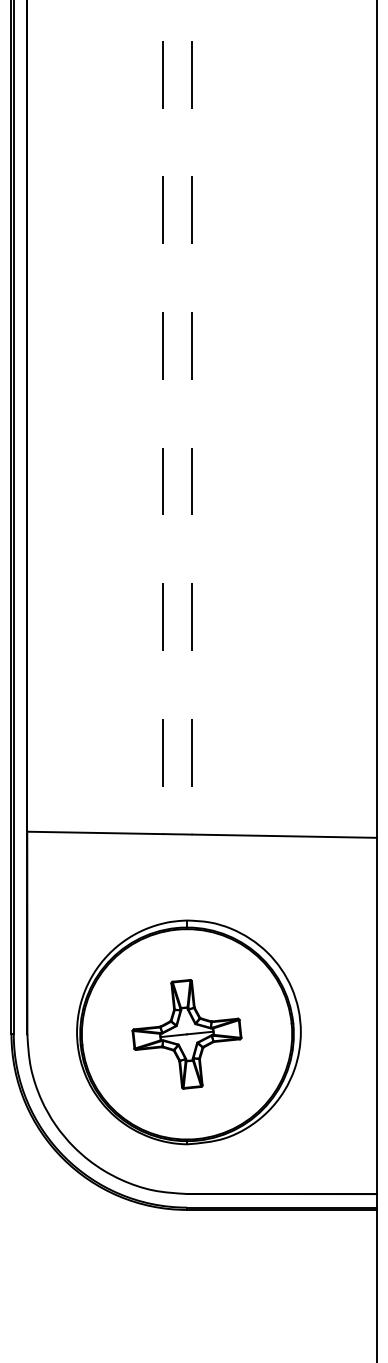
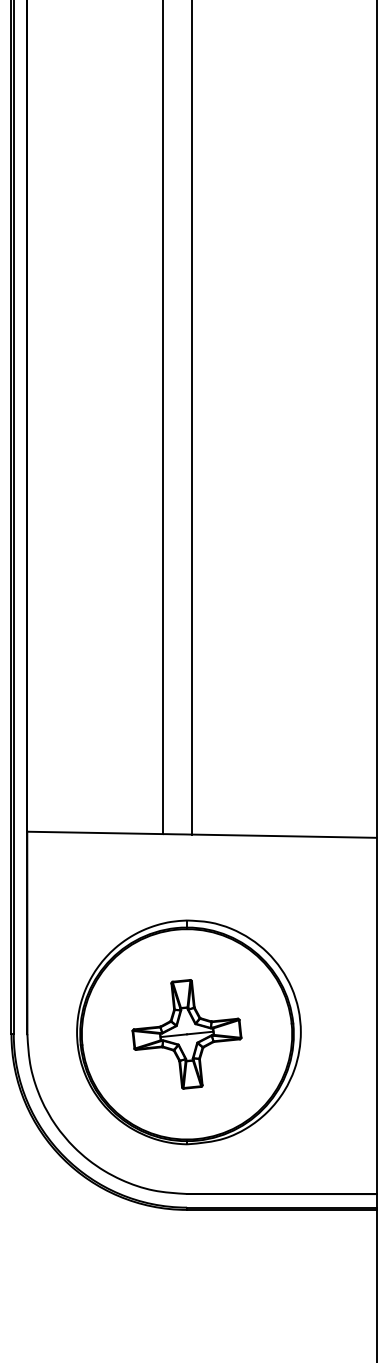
line: dashed -> solid (162, 417)
line: dashed -> solid (192, 417)
